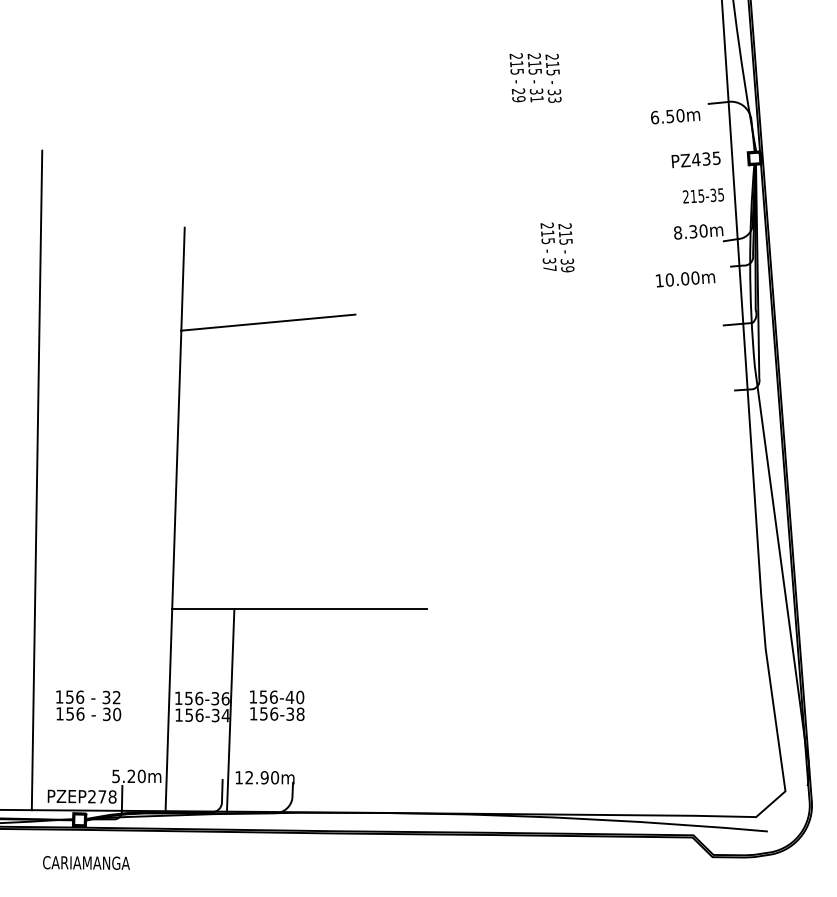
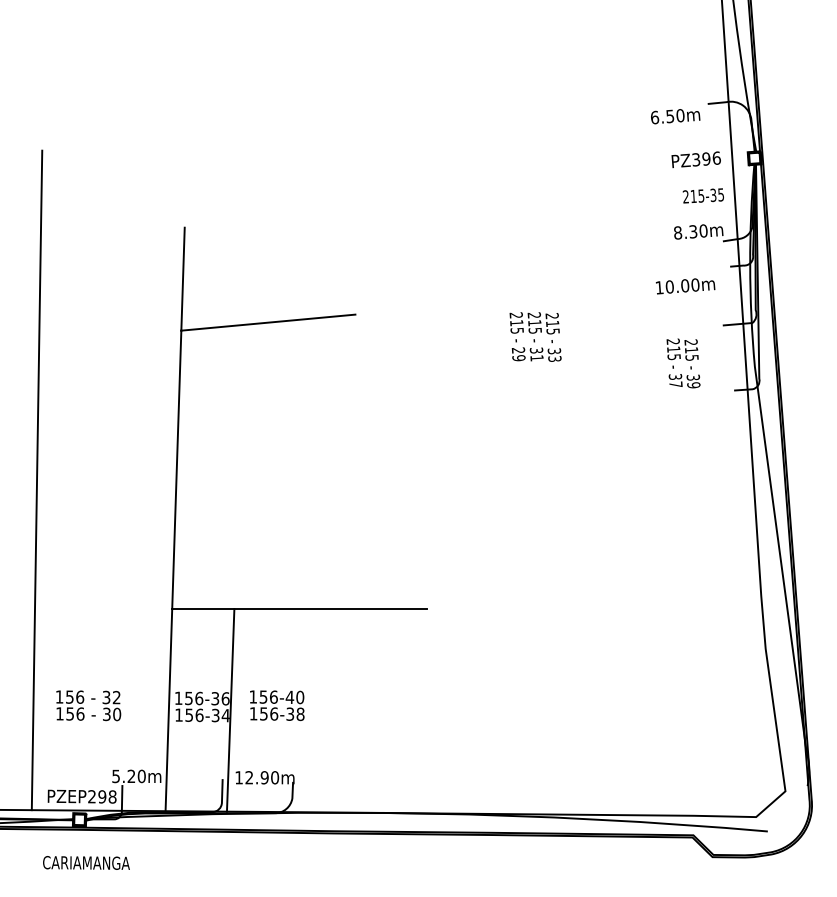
text position: (535, 77) -> (535, 336) (535, 336)
text: PZ435 -> PZ396 (706, 158)
text position: (557, 247) -> (683, 363) (683, 363)
text position: (685, 279) -> (685, 286) (685, 286)
text: PZEP278 -> PZEP298 (102, 796)
